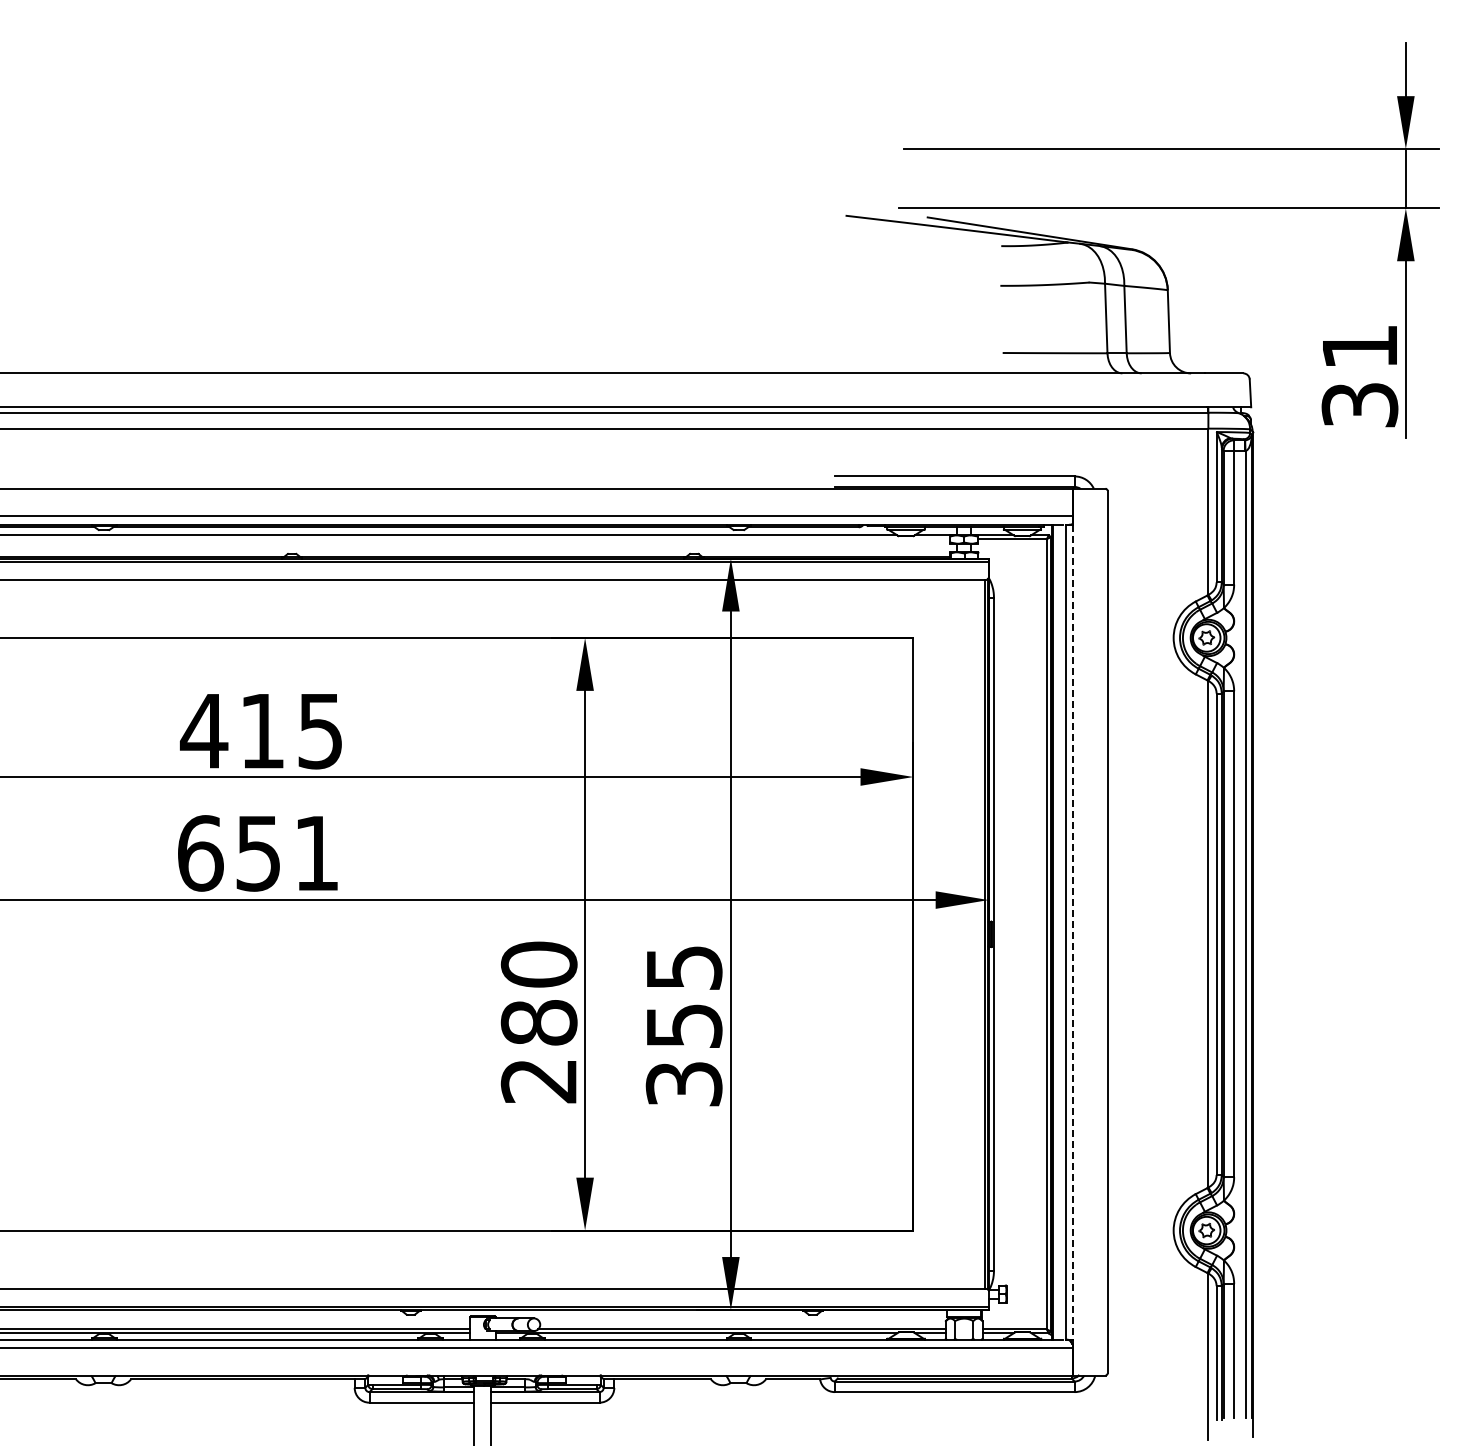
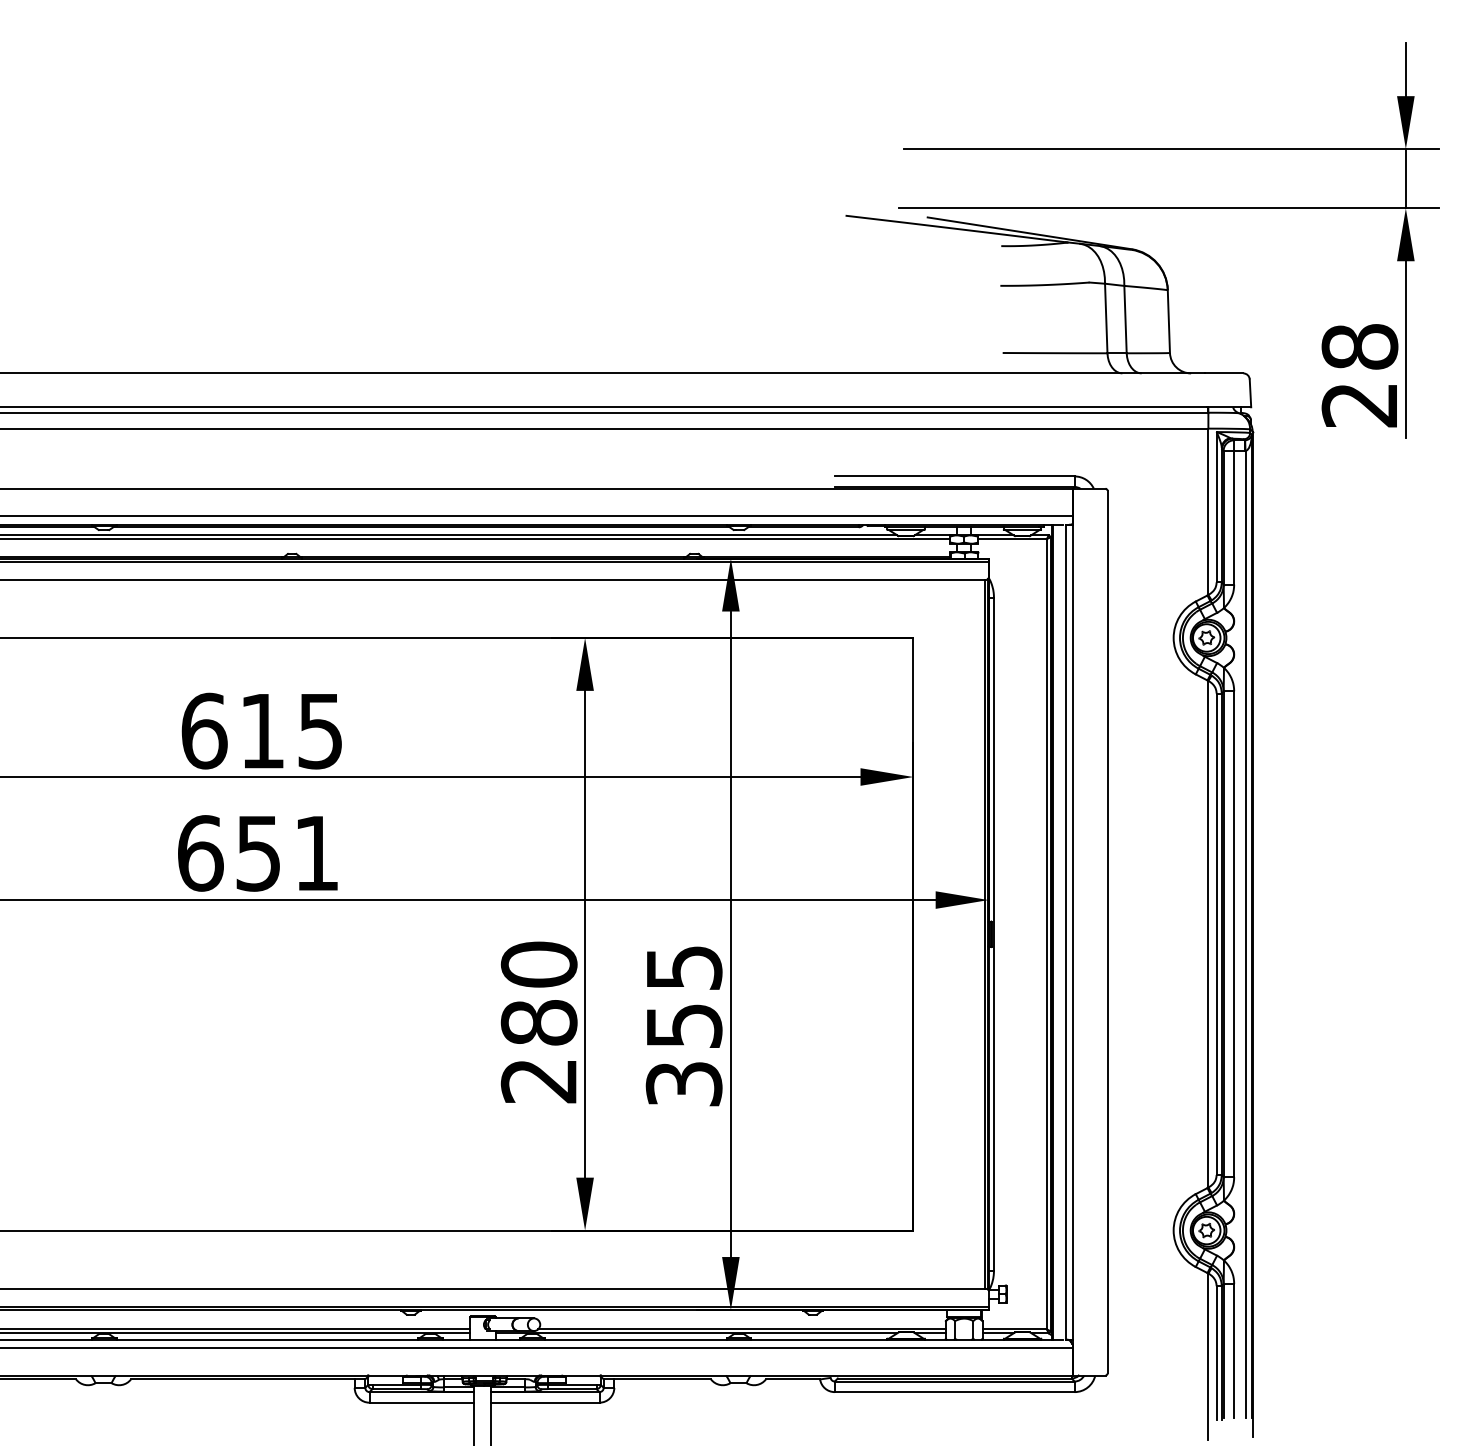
text: 31 -> 28 (1359, 375)
line: none -> present (476, 539)
text: 415 -> 615 (203, 730)
line: dashed -> solid (1073, 932)
